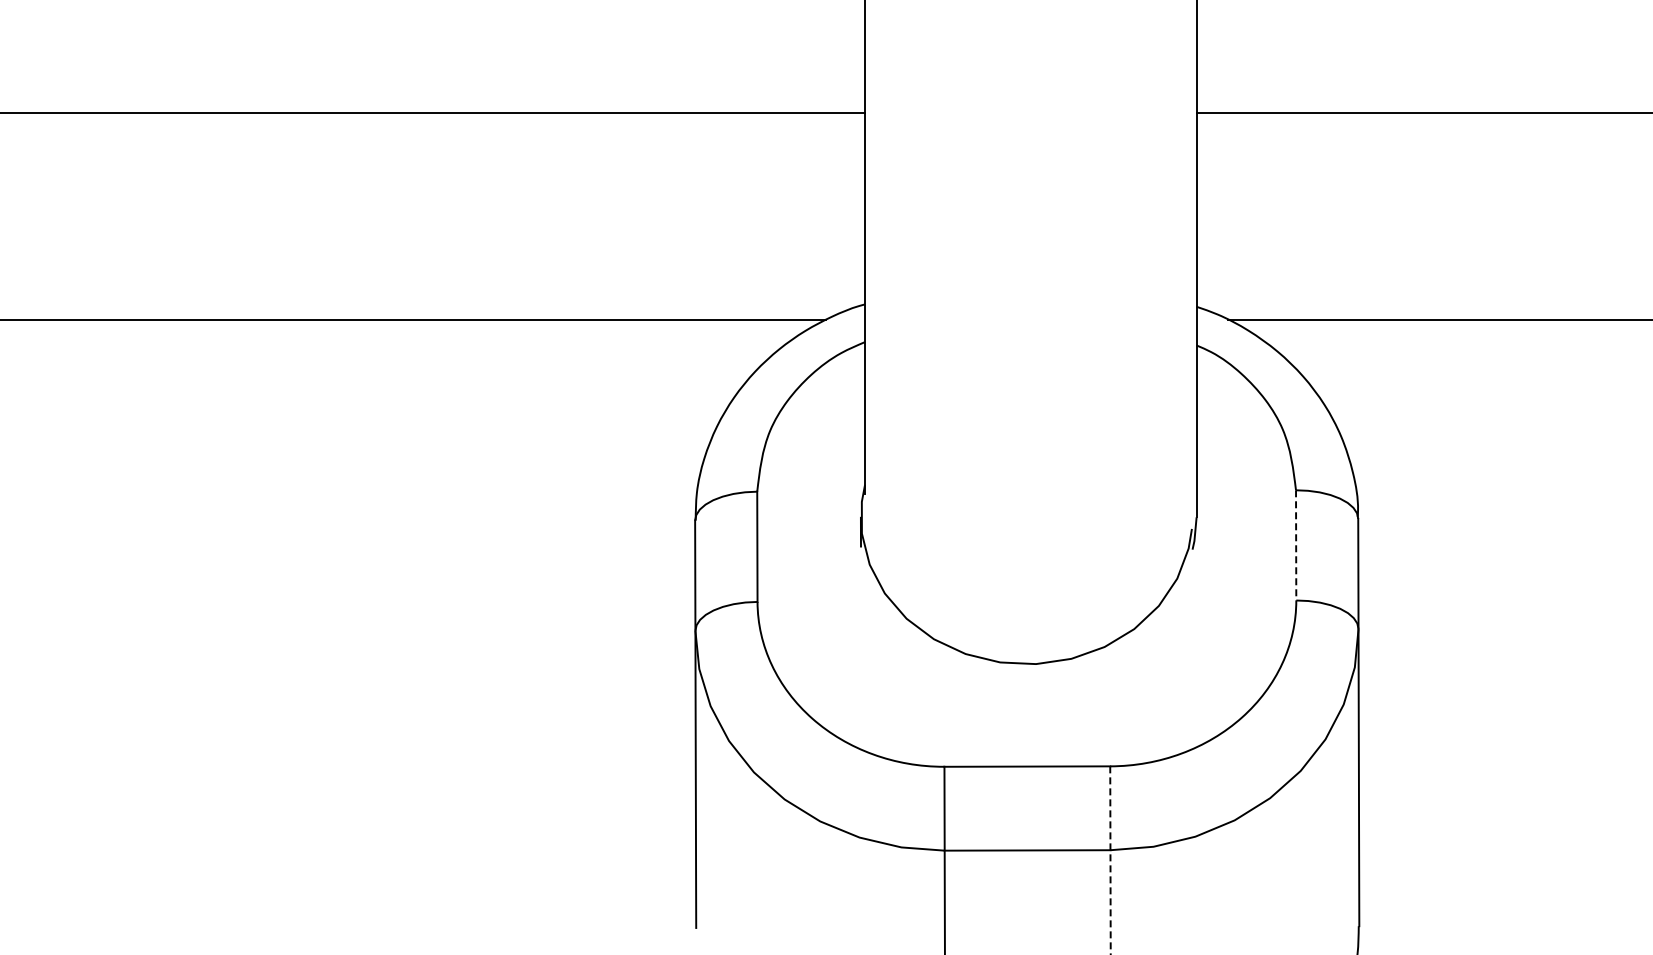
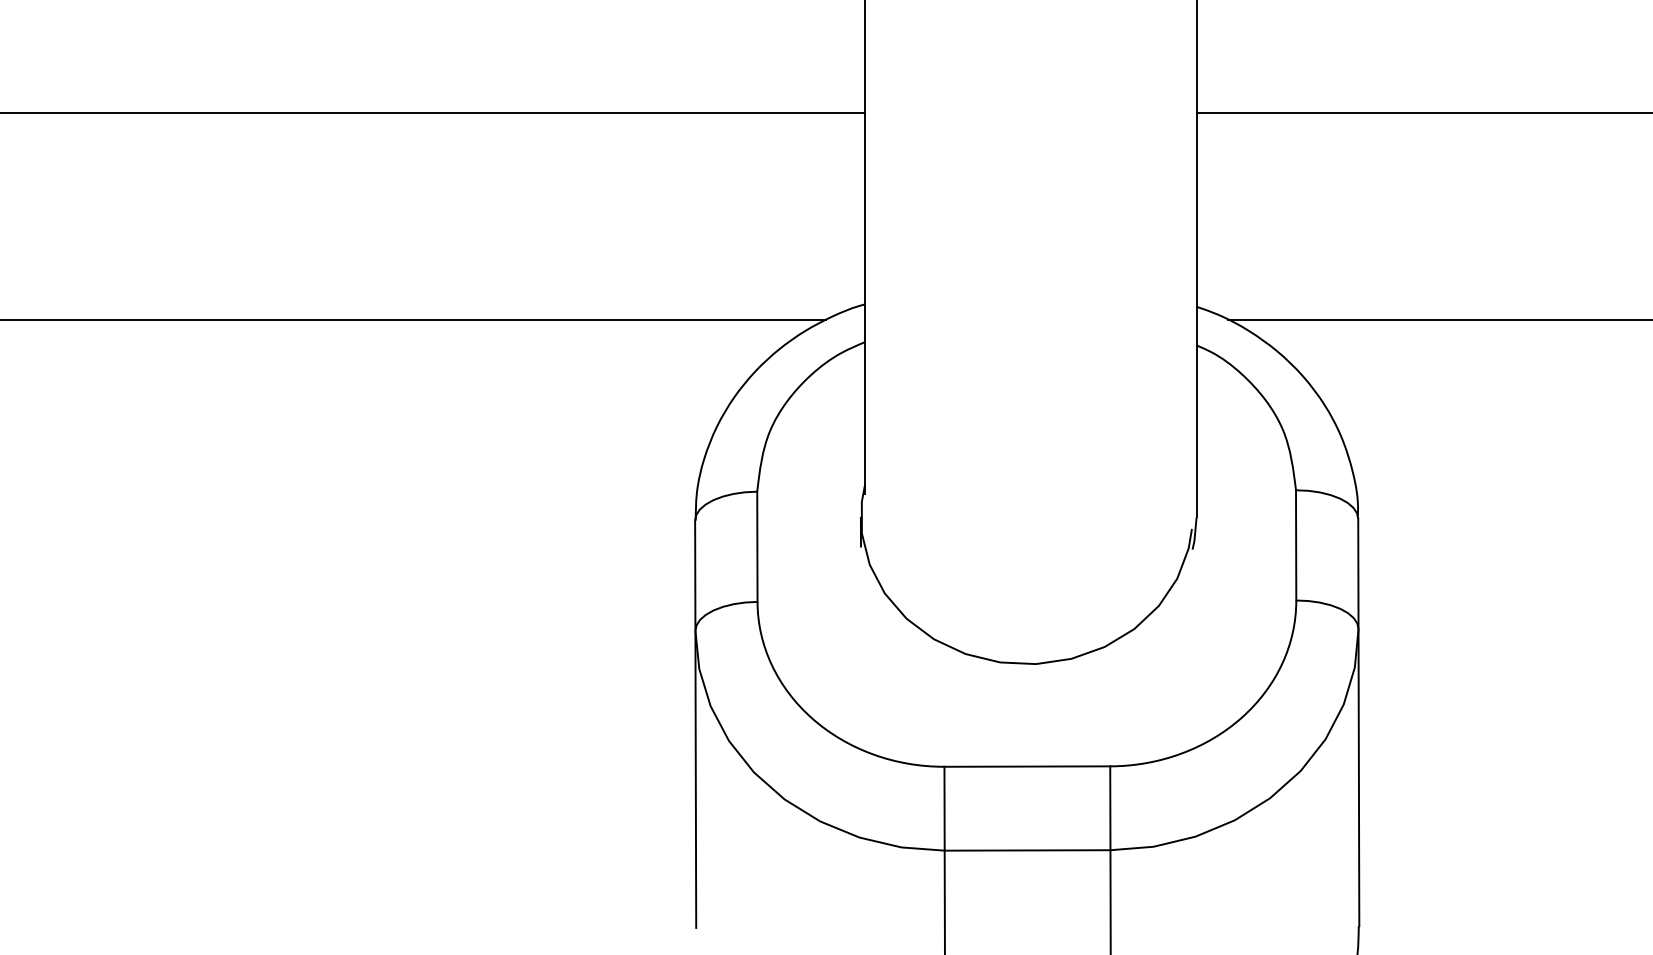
line: dashed -> solid (1296, 545)
line: dashed -> solid (1110, 861)
